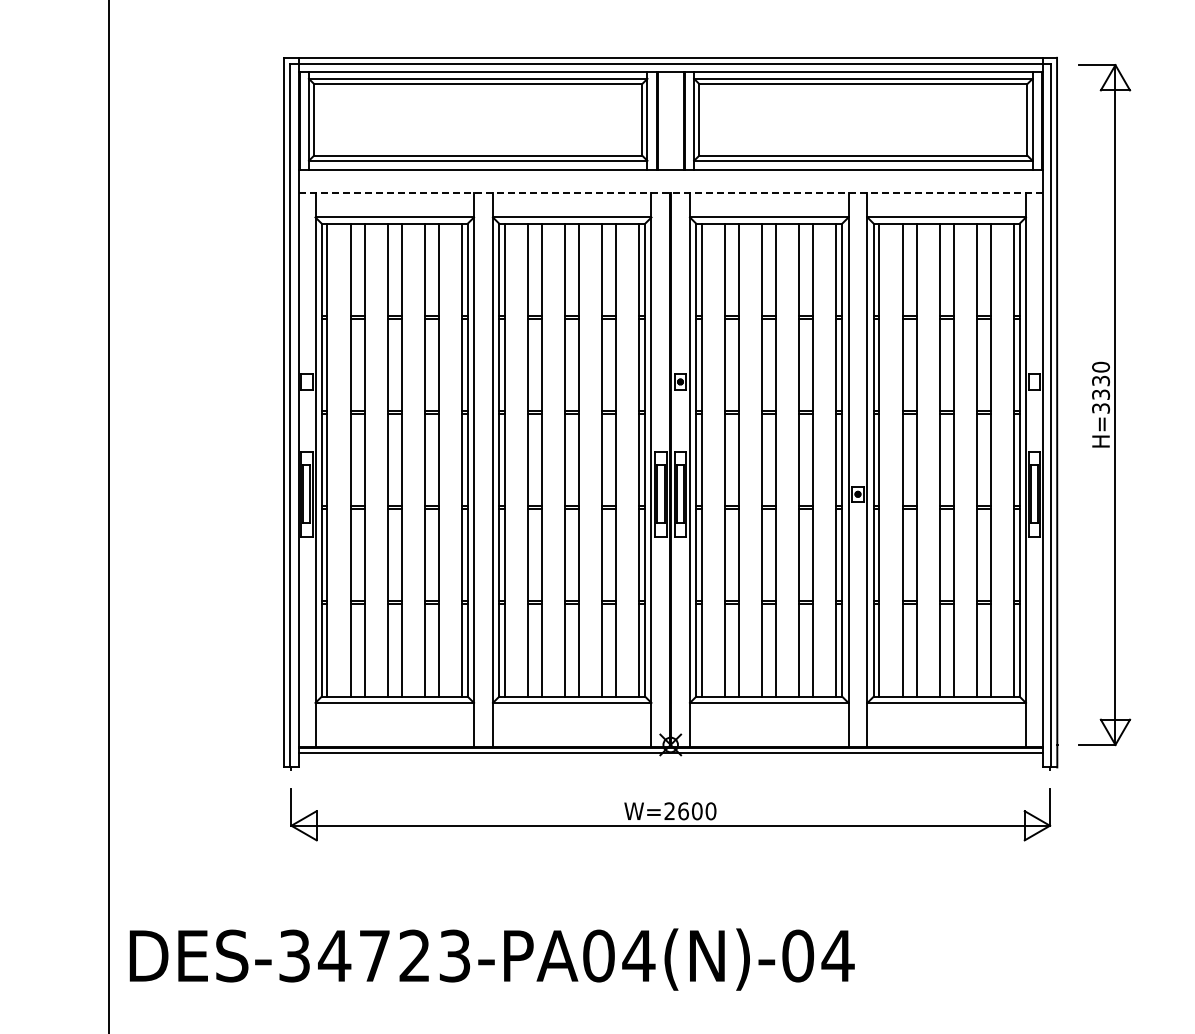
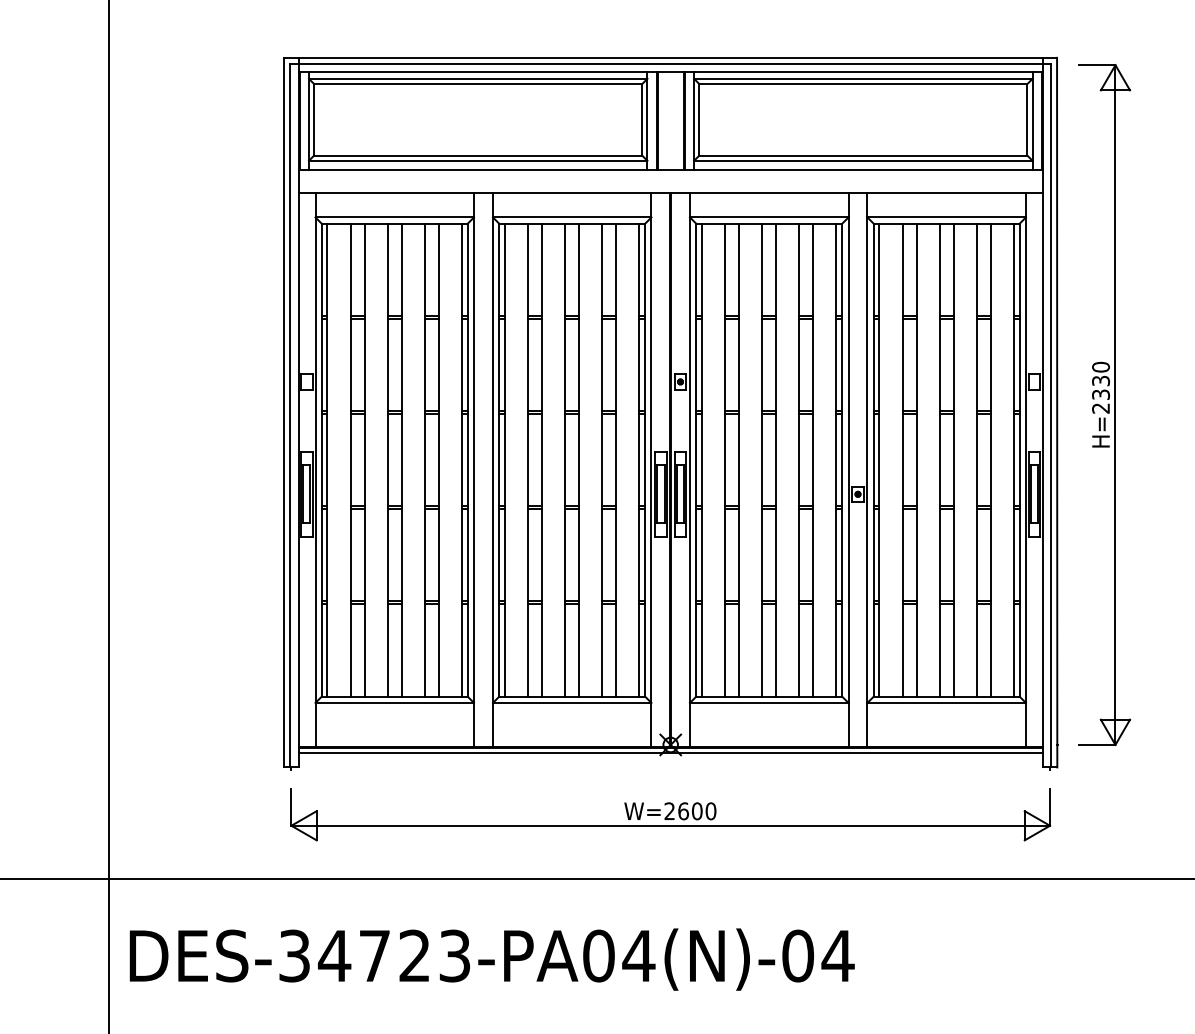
line: dashed -> solid (671, 193)
text: H=3330 -> H=2330 (1101, 408)
line: none -> present (596, 879)
